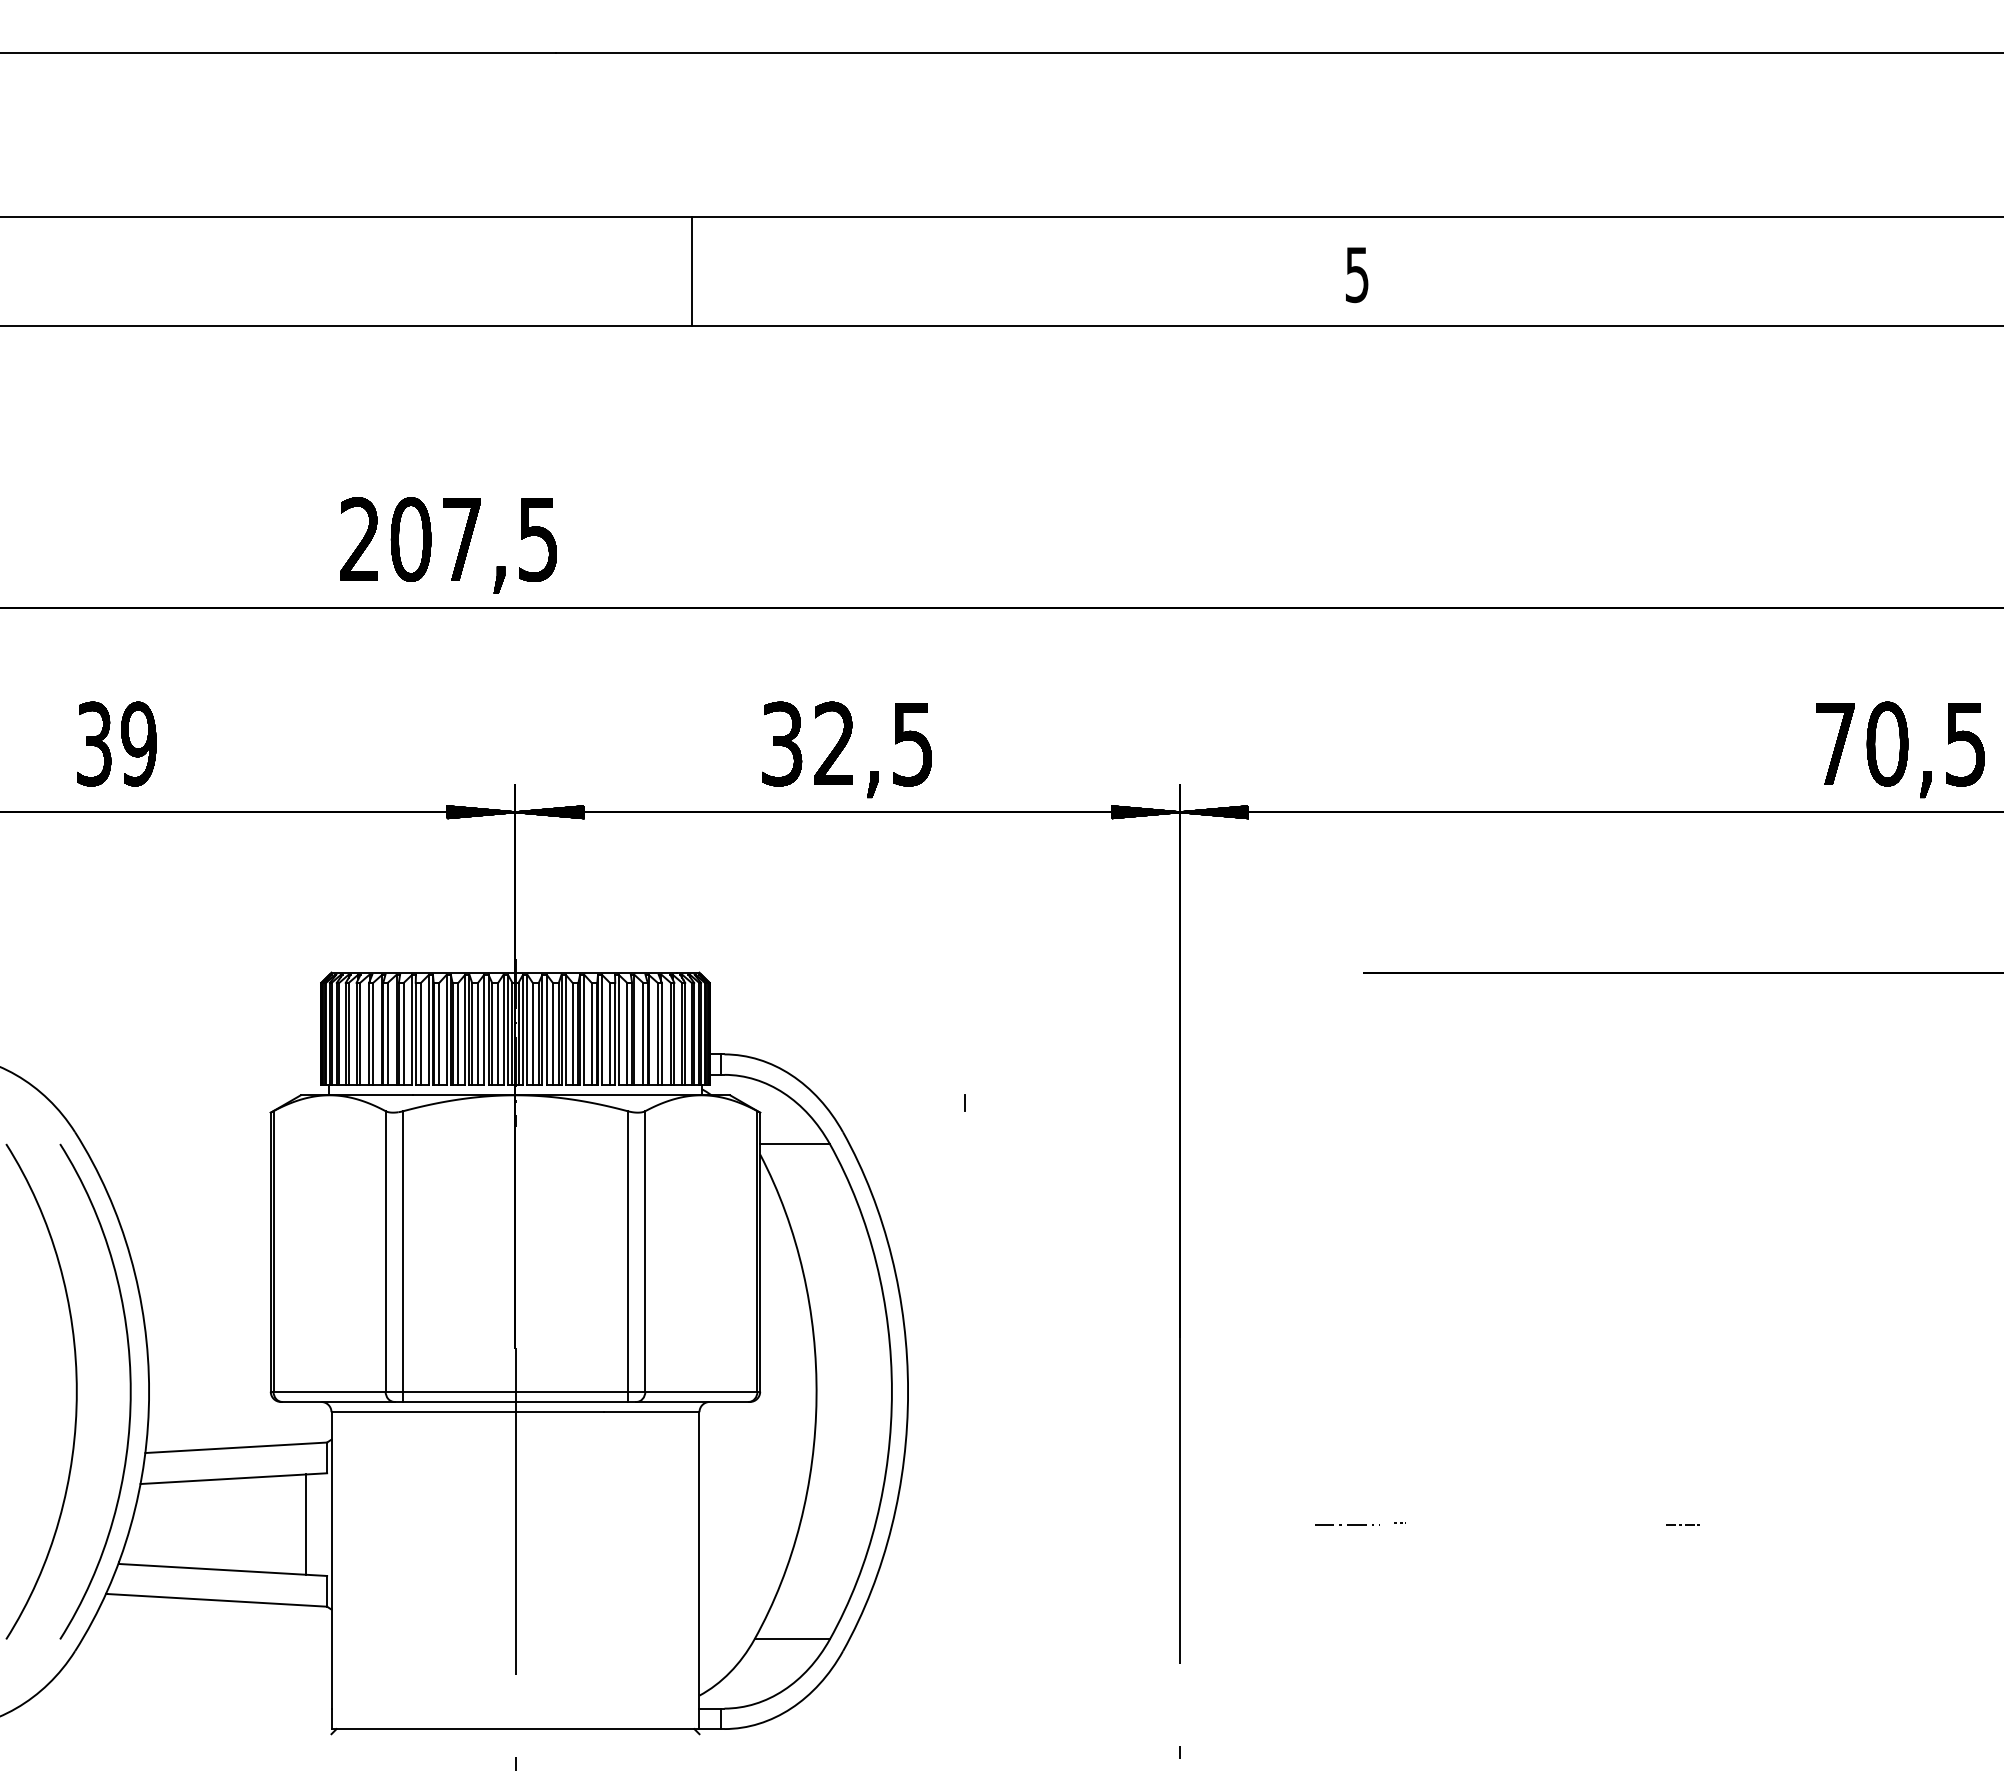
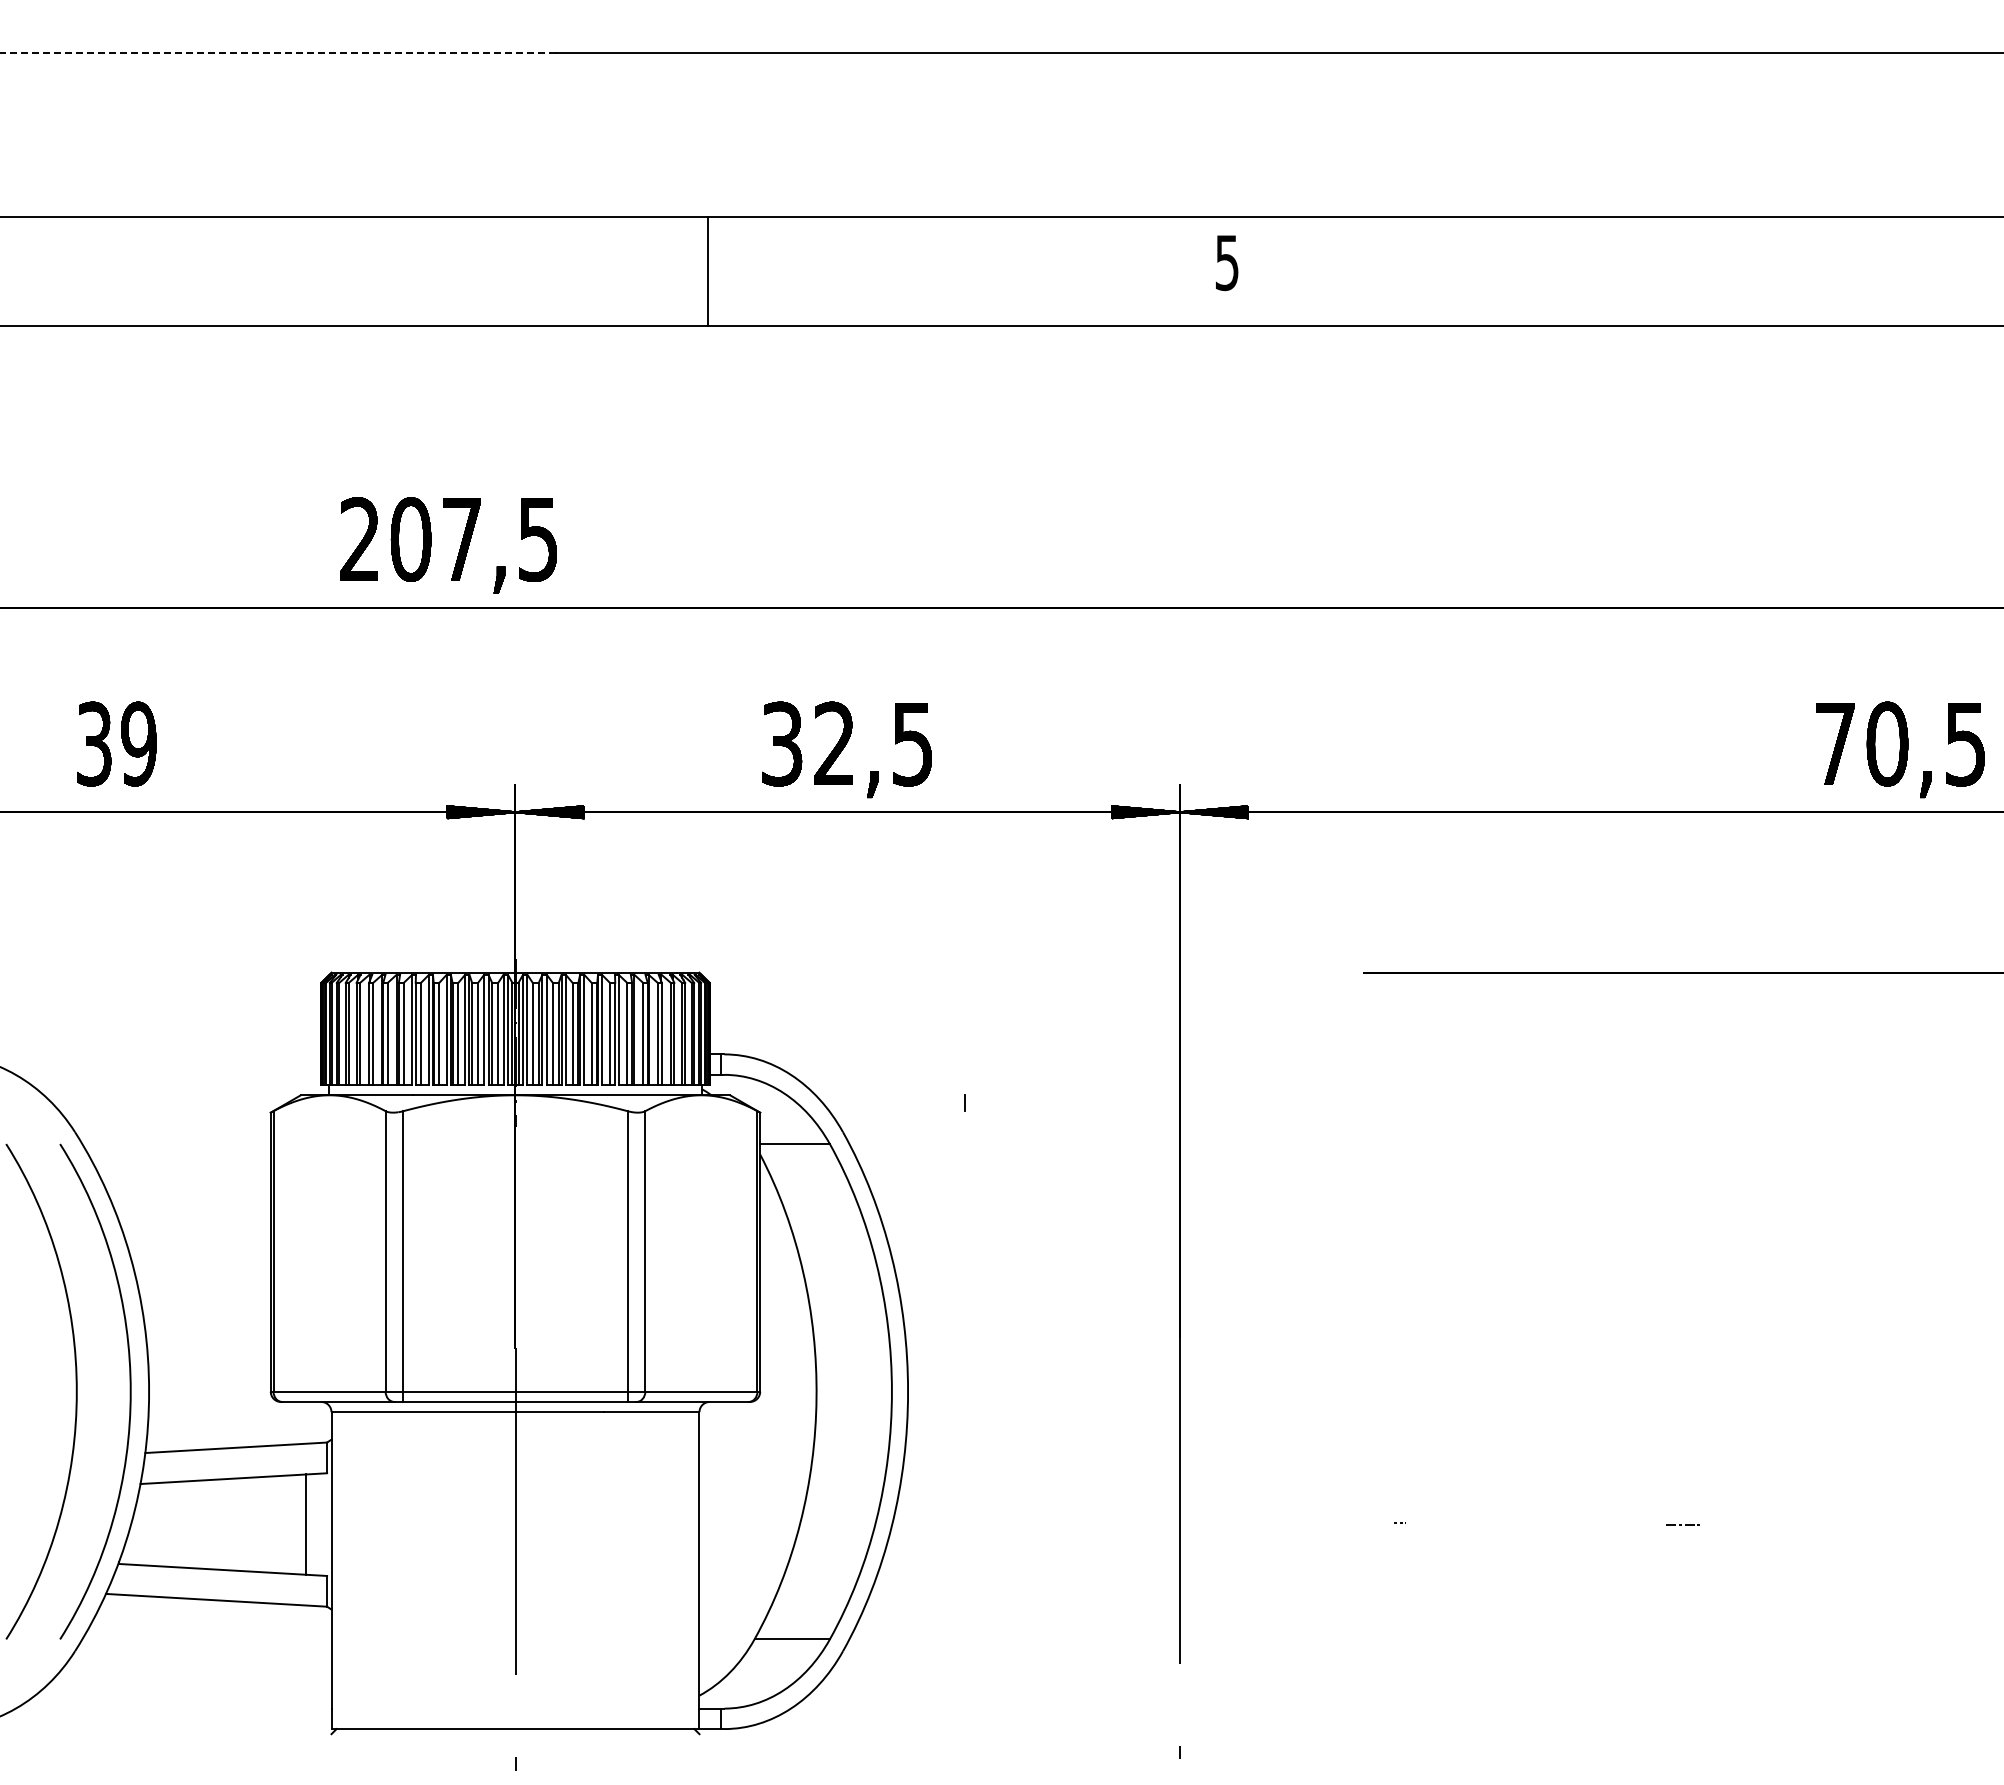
line: solid -> dashed (277, 53)
line position: (692, 270) -> (708, 270) (708, 270)
text position: (1357, 275) -> (1227, 263) (1227, 263)
line: present -> none (1347, 1524)
